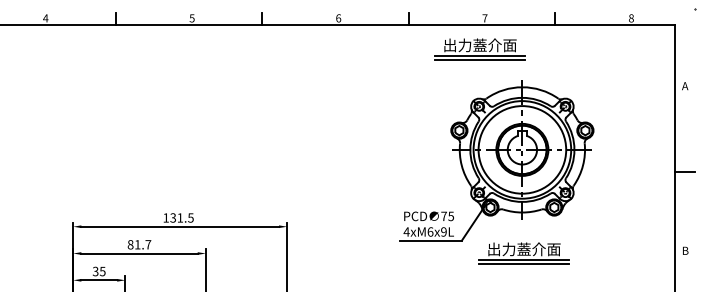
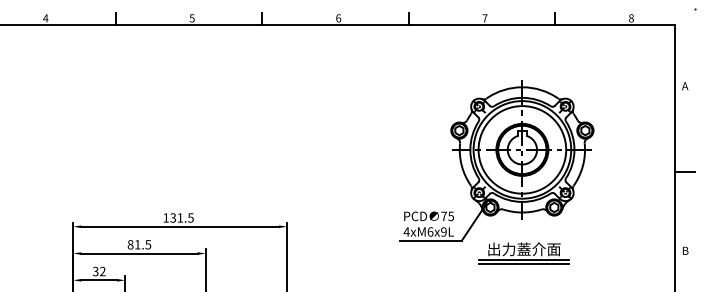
part: present -> none (479, 49)
text: 81.7 -> 81.5 (148, 244)
text: 35 -> 32 (102, 271)
